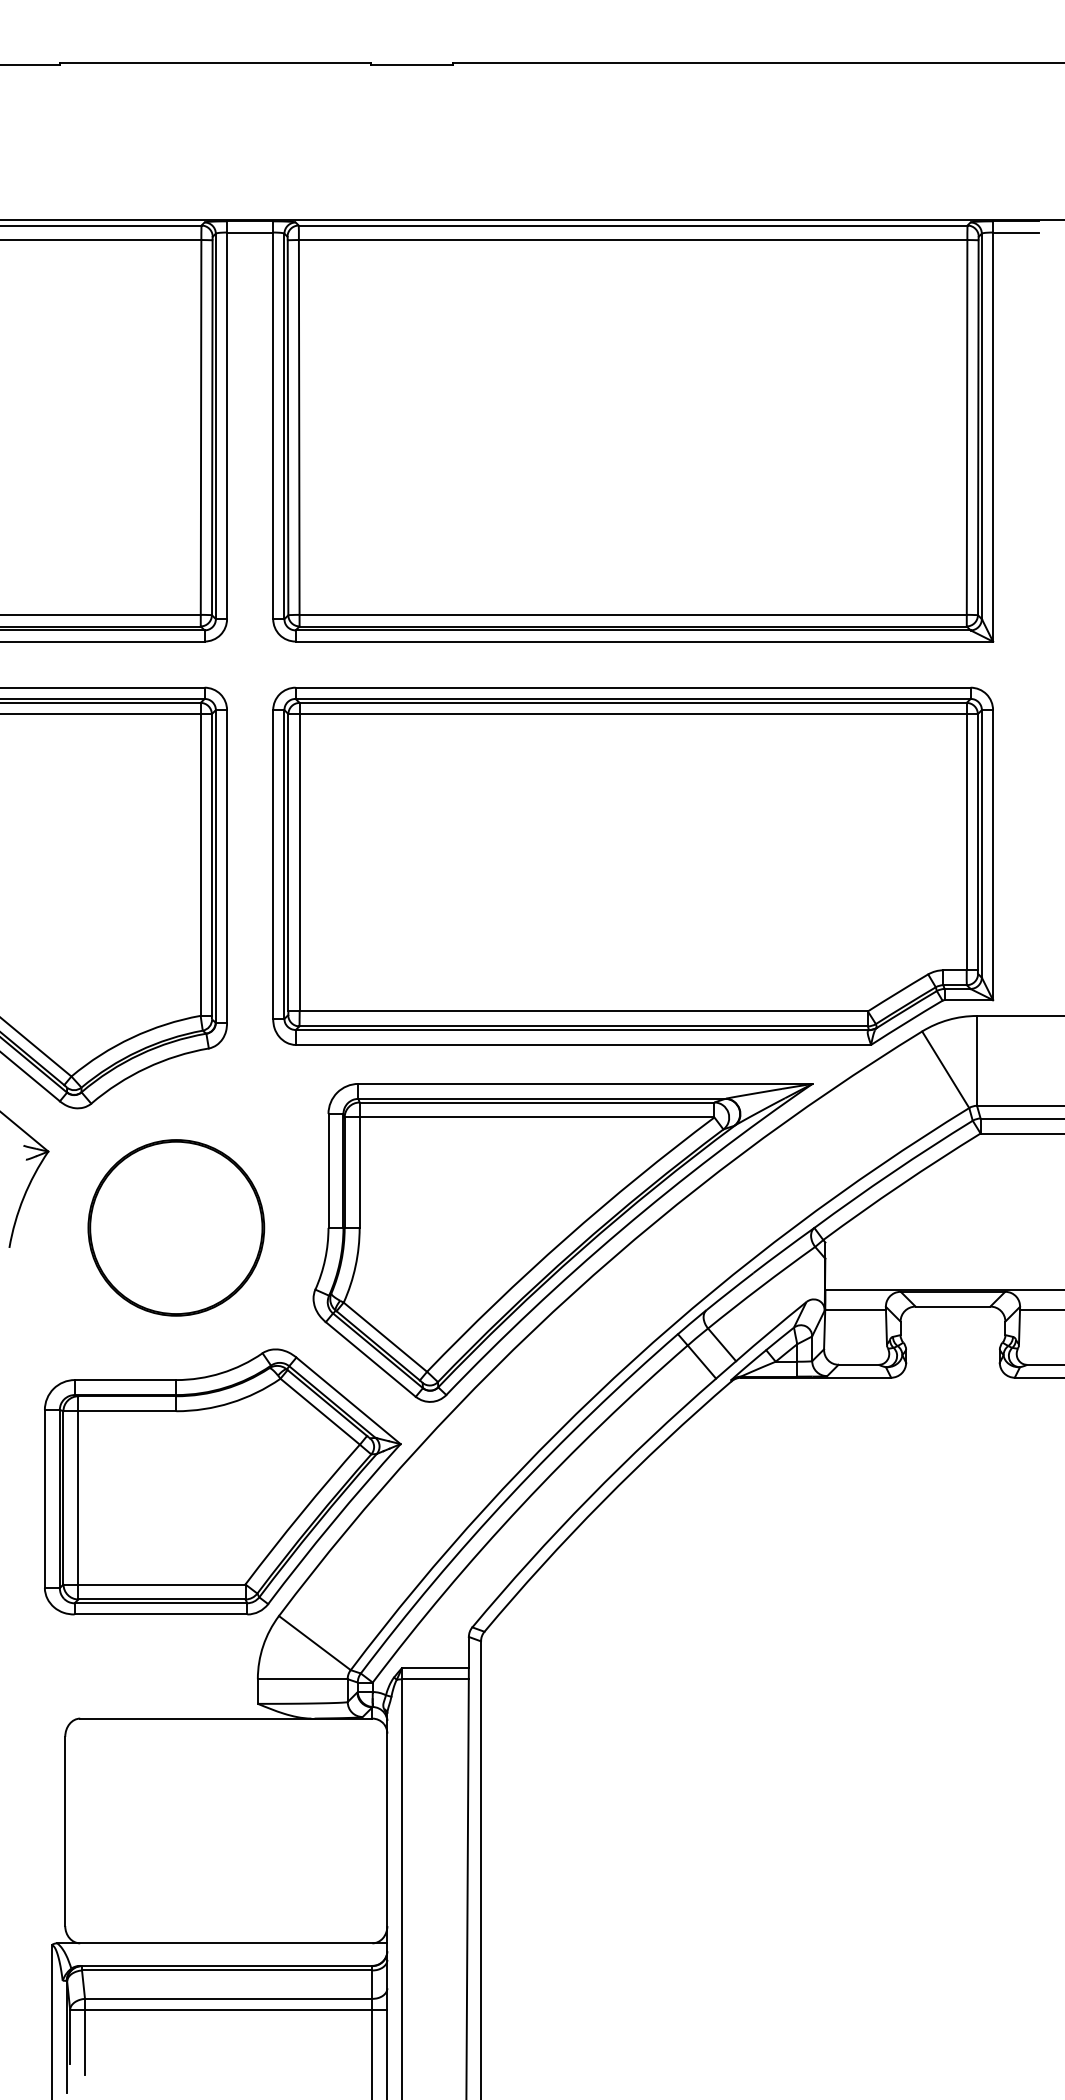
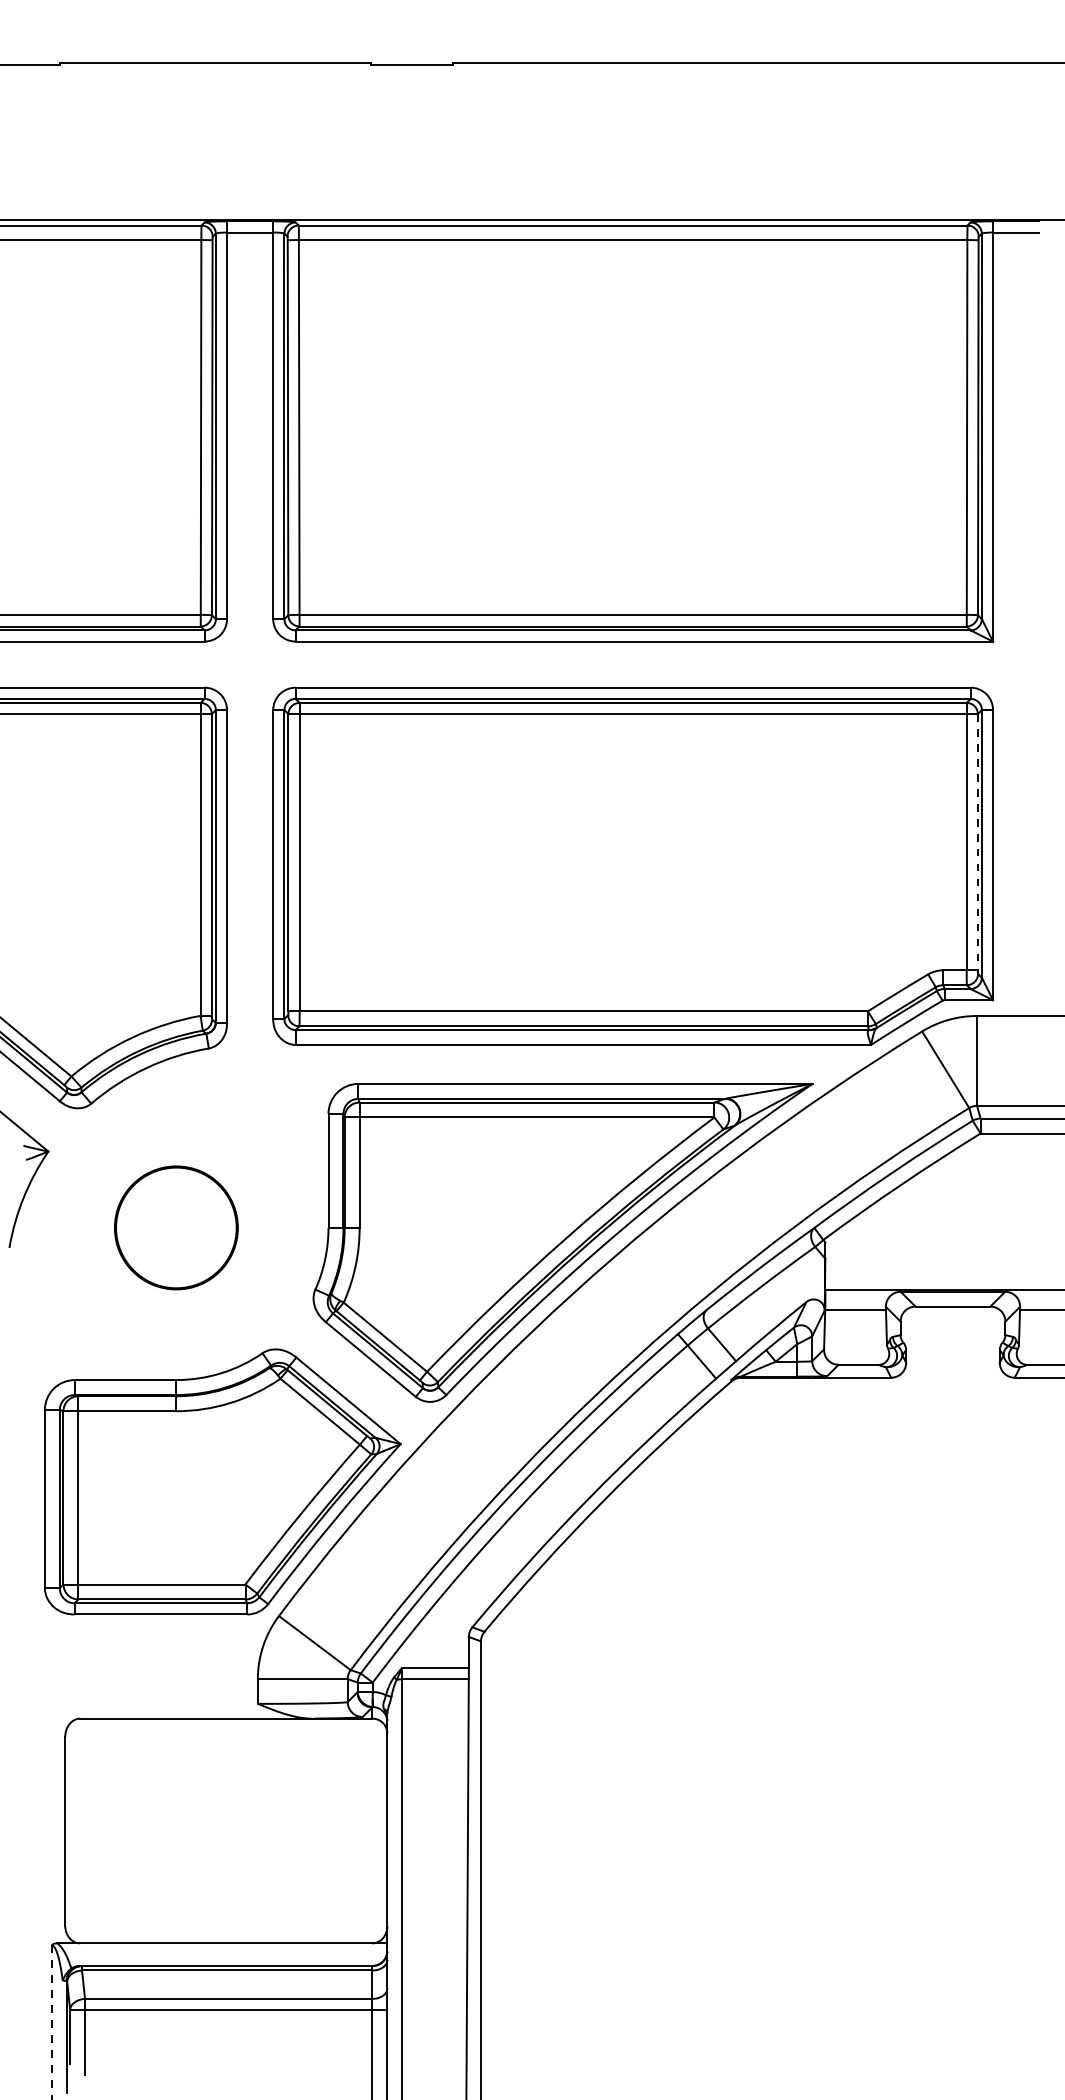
line: solid -> dashed (977, 842)
part size: 179x178 px -> 125x126 px (176, 1227)
line: solid -> dashed (51, 2023)
